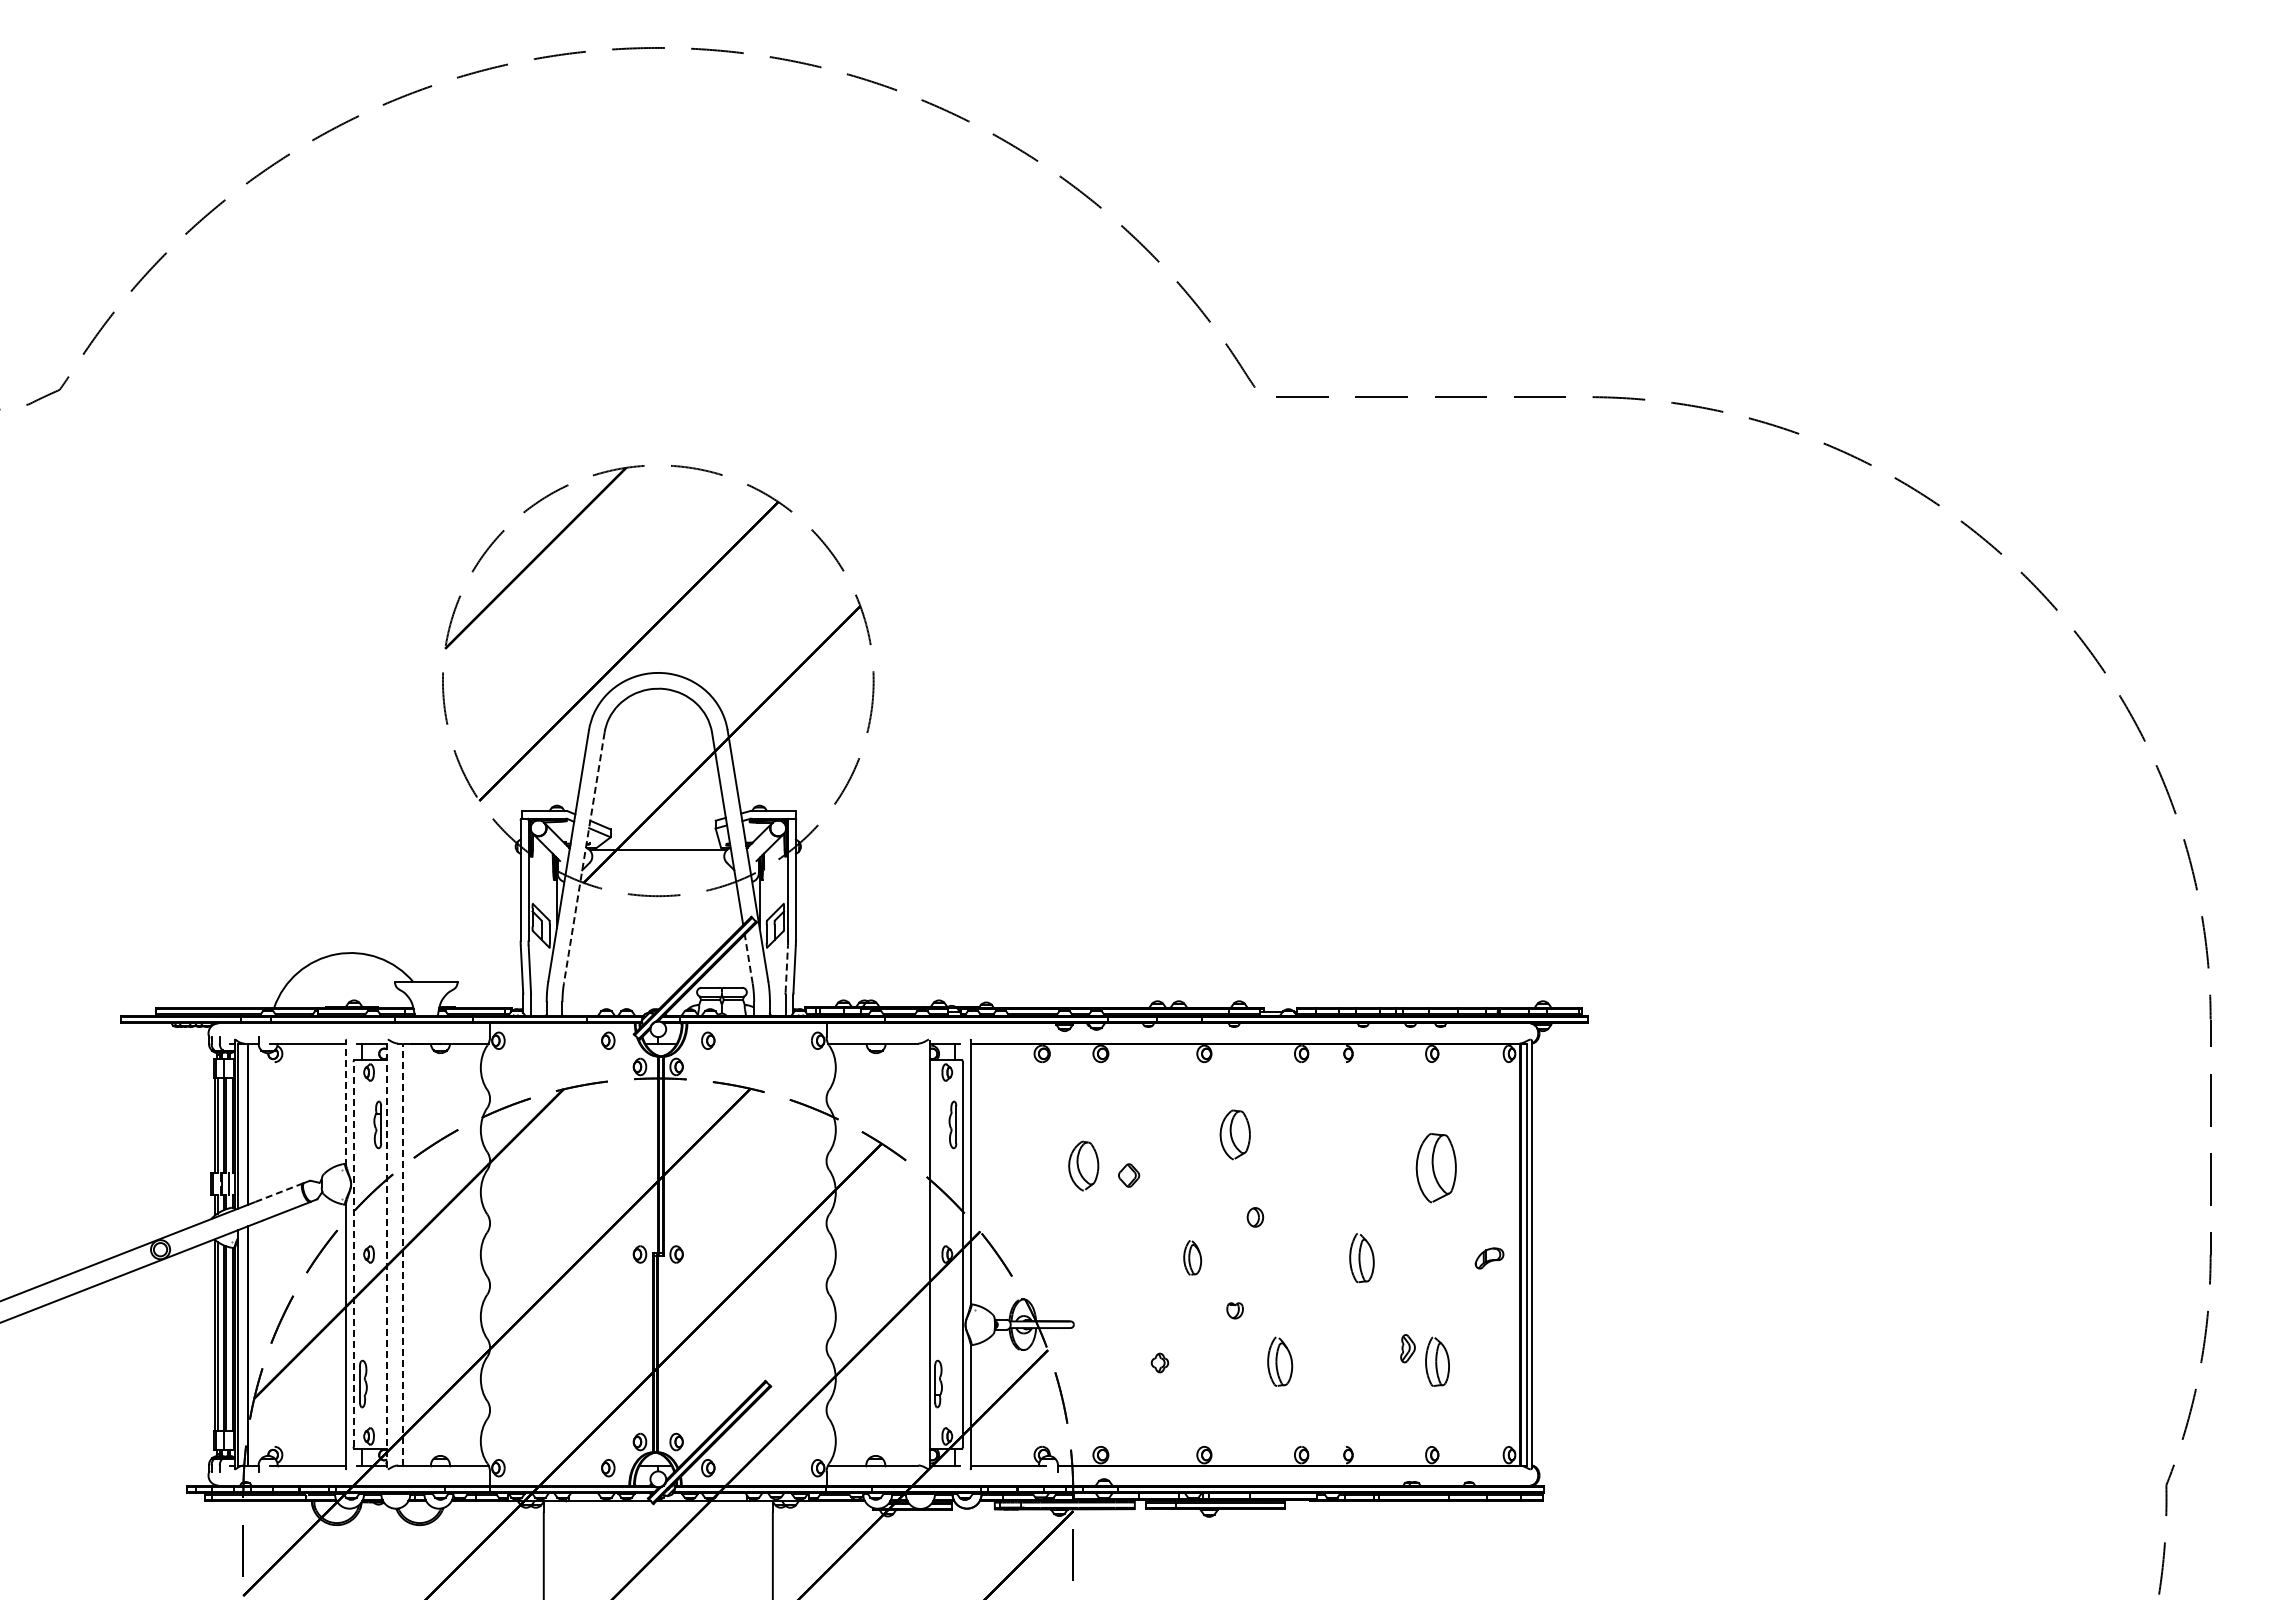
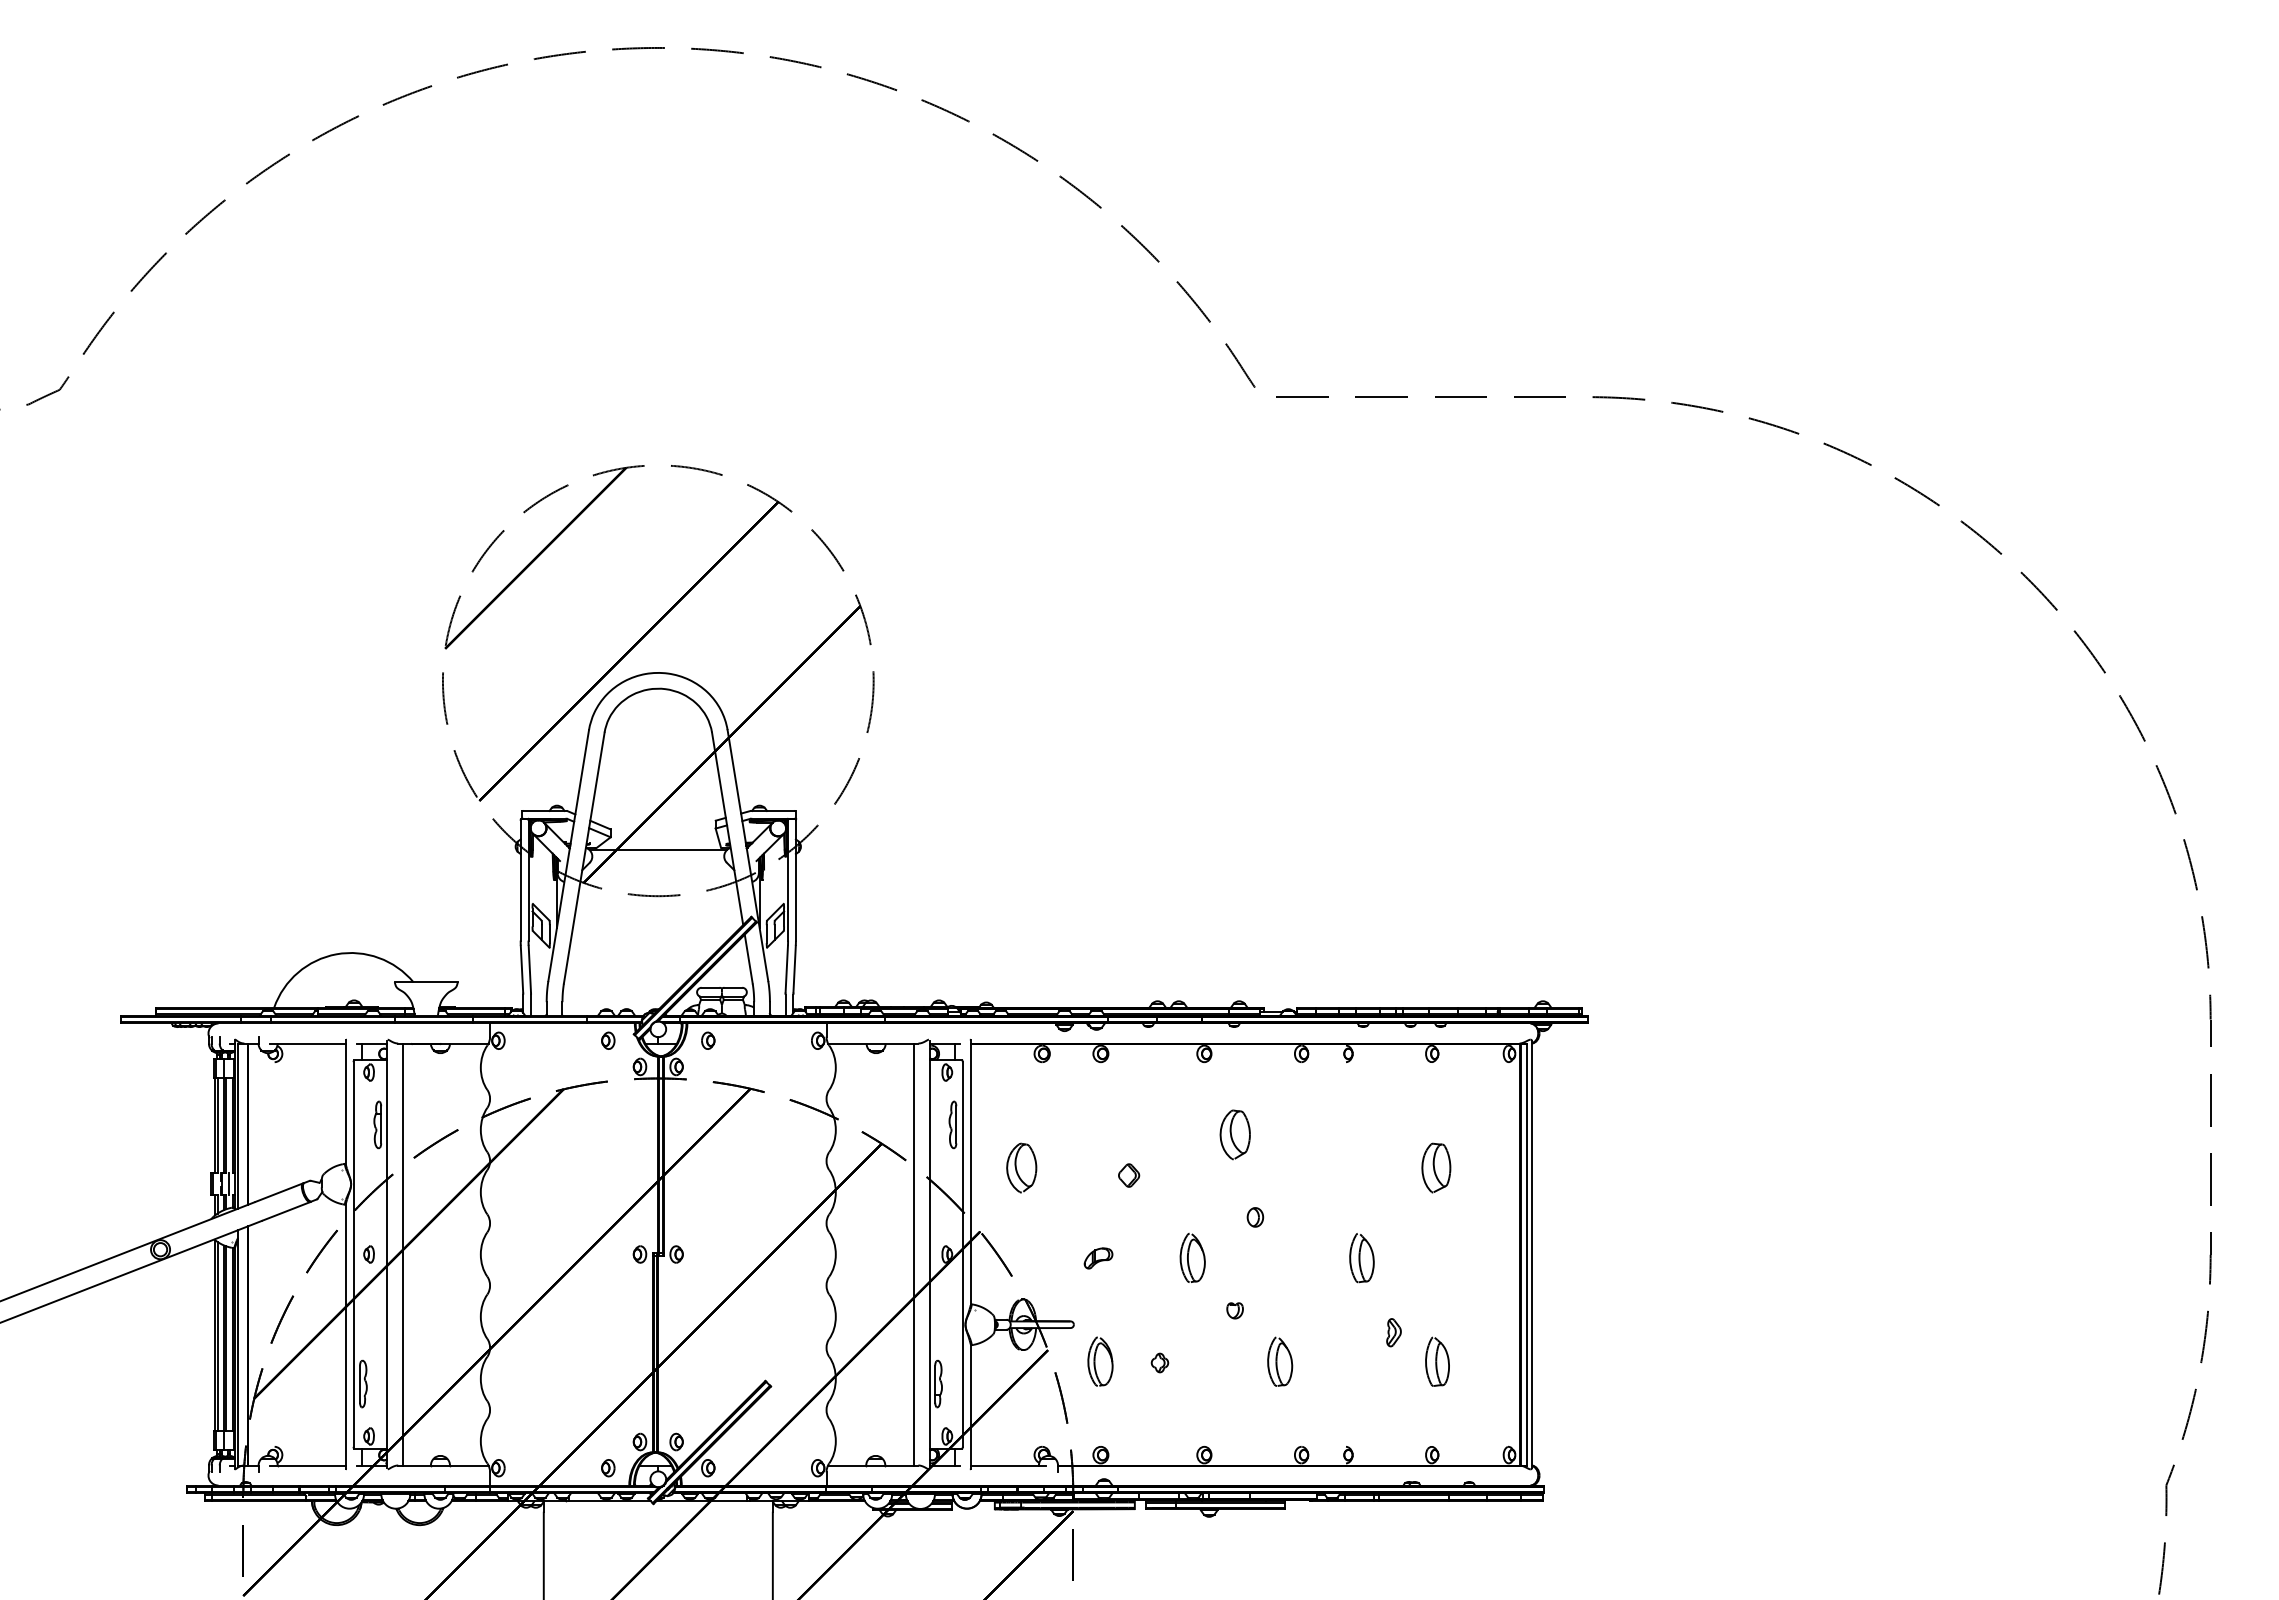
line: dashed -> solid (584, 858)
line: dashed -> solid (748, 959)
line: dashed -> solid (786, 968)
line: dashed -> solid (346, 1103)
part position: (1083, 1165) -> (1021, 1167) (1021, 1167)
part size: 42x71 px -> 31x52 px (1436, 1167)
line: dashed -> solid (279, 1192)
line: dashed -> solid (353, 1254)
line: dashed -> solid (386, 1254)
line: dashed -> solid (402, 1254)
line: none -> present (913, 1254)
part size: 20x36 px -> 27x51 px (1192, 1257)
part position: (1489, 1258) -> (1098, 1258) (1098, 1258)
part position: (1407, 1348) -> (1393, 1332) (1393, 1332)
part: none -> present (1100, 1361)
